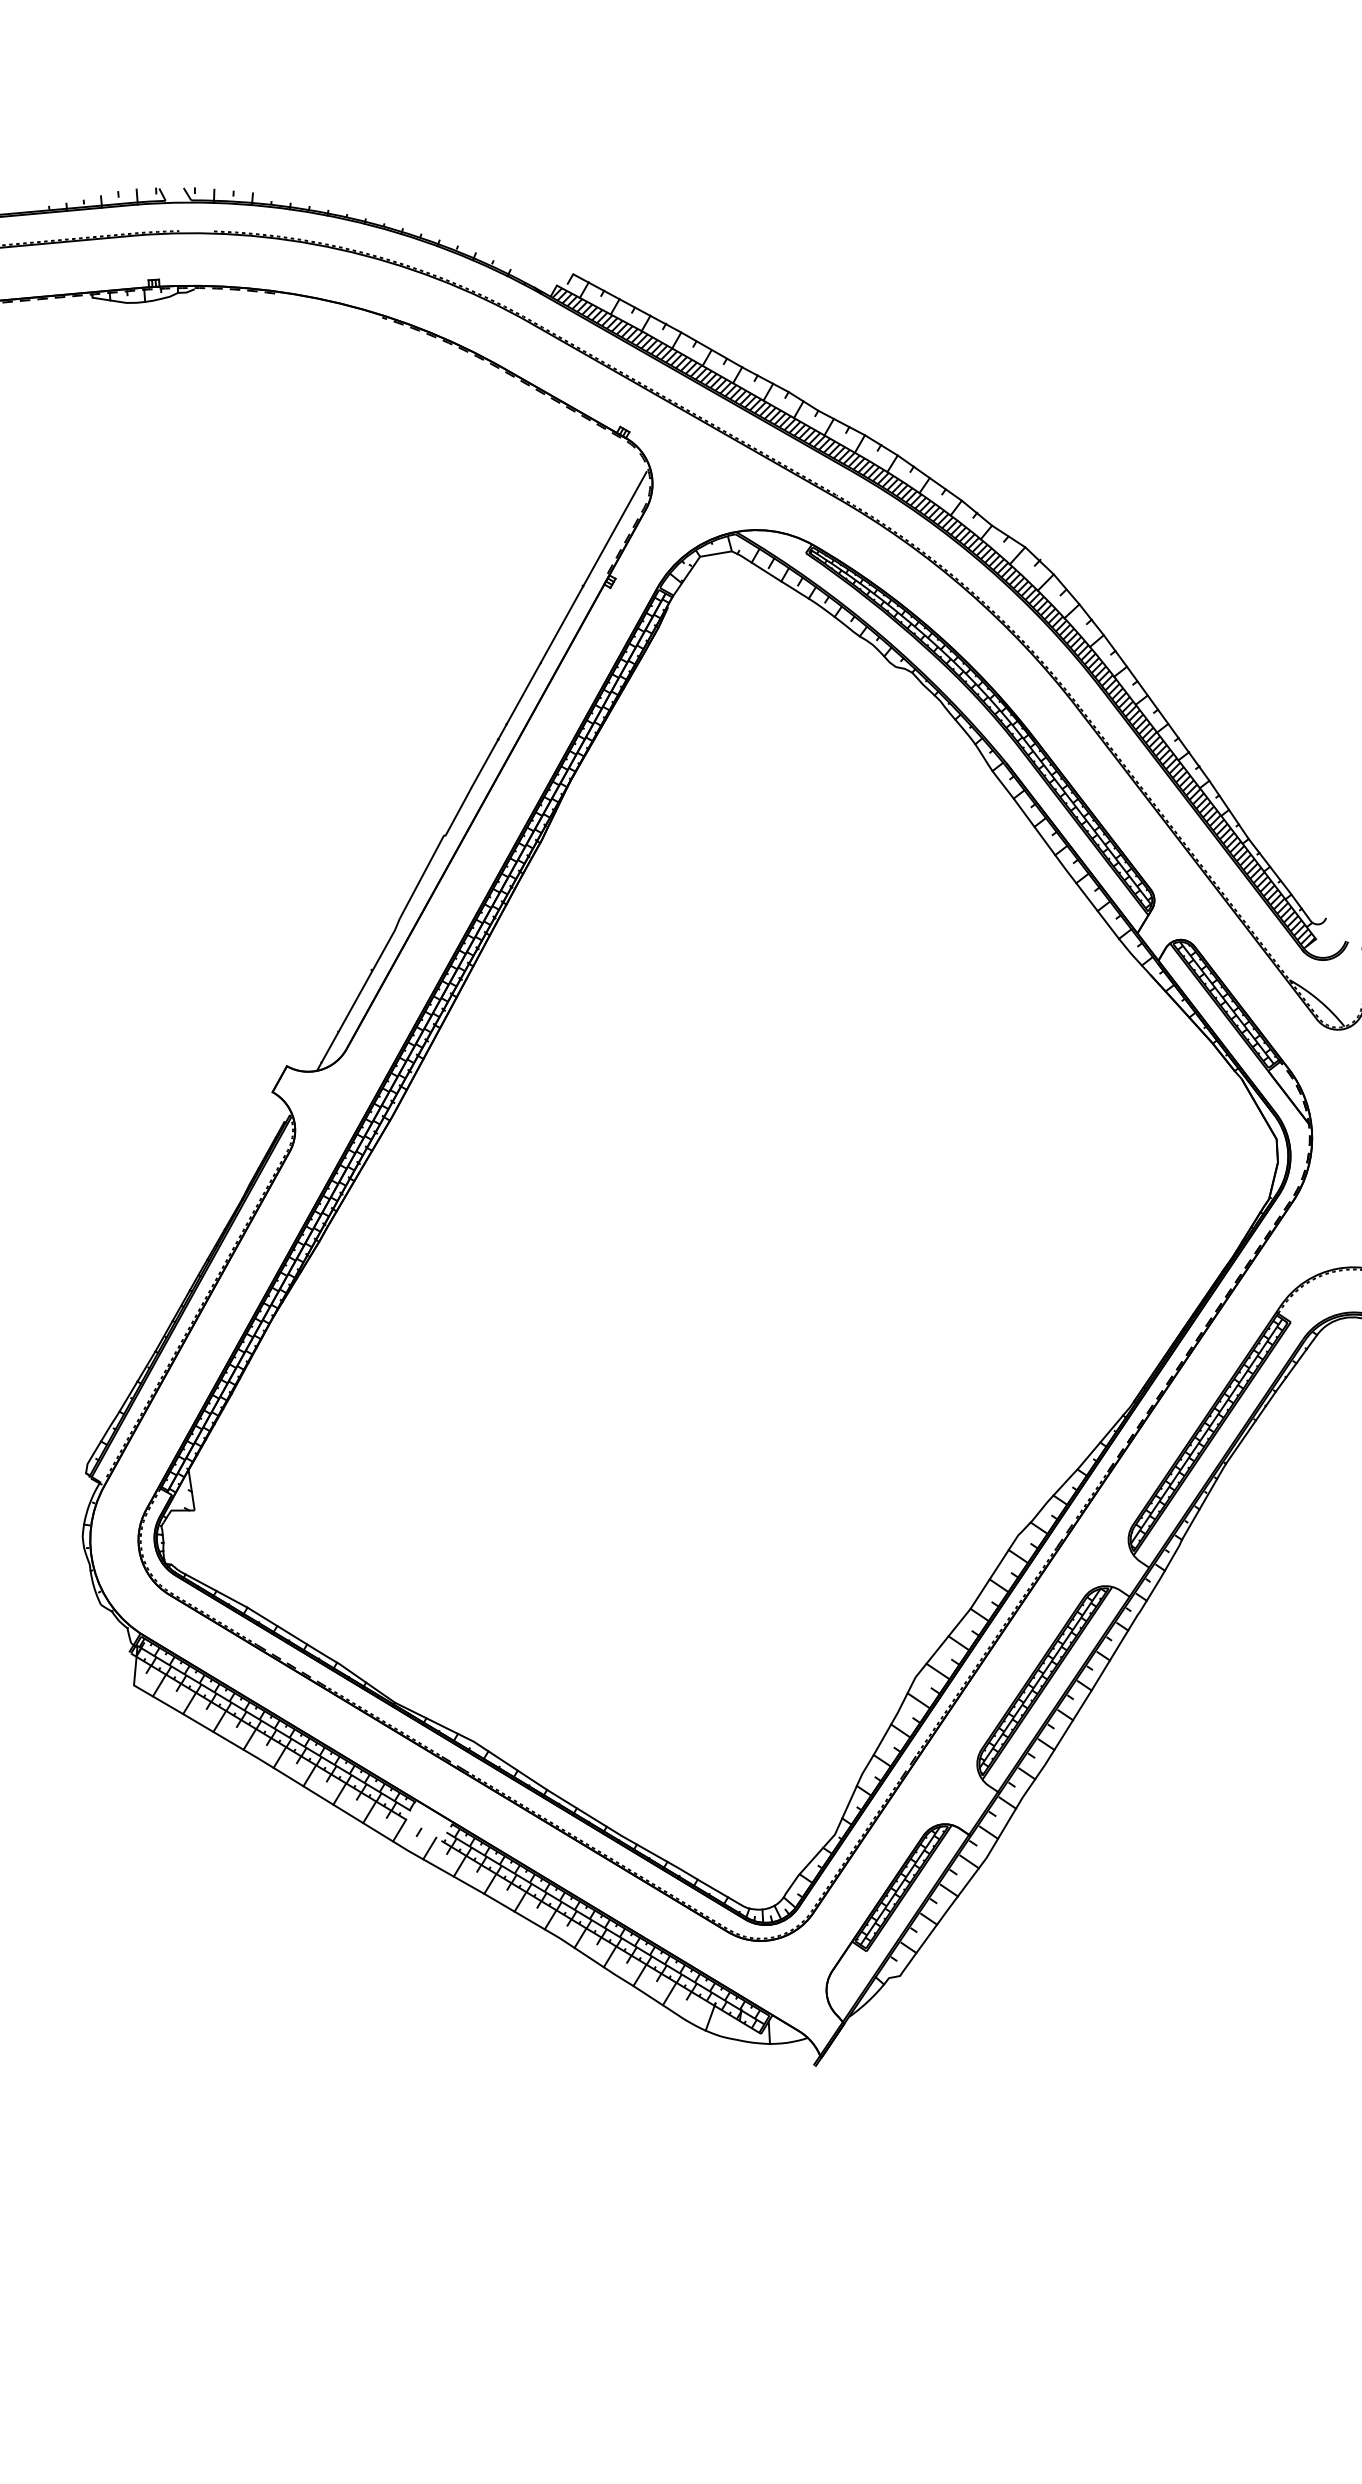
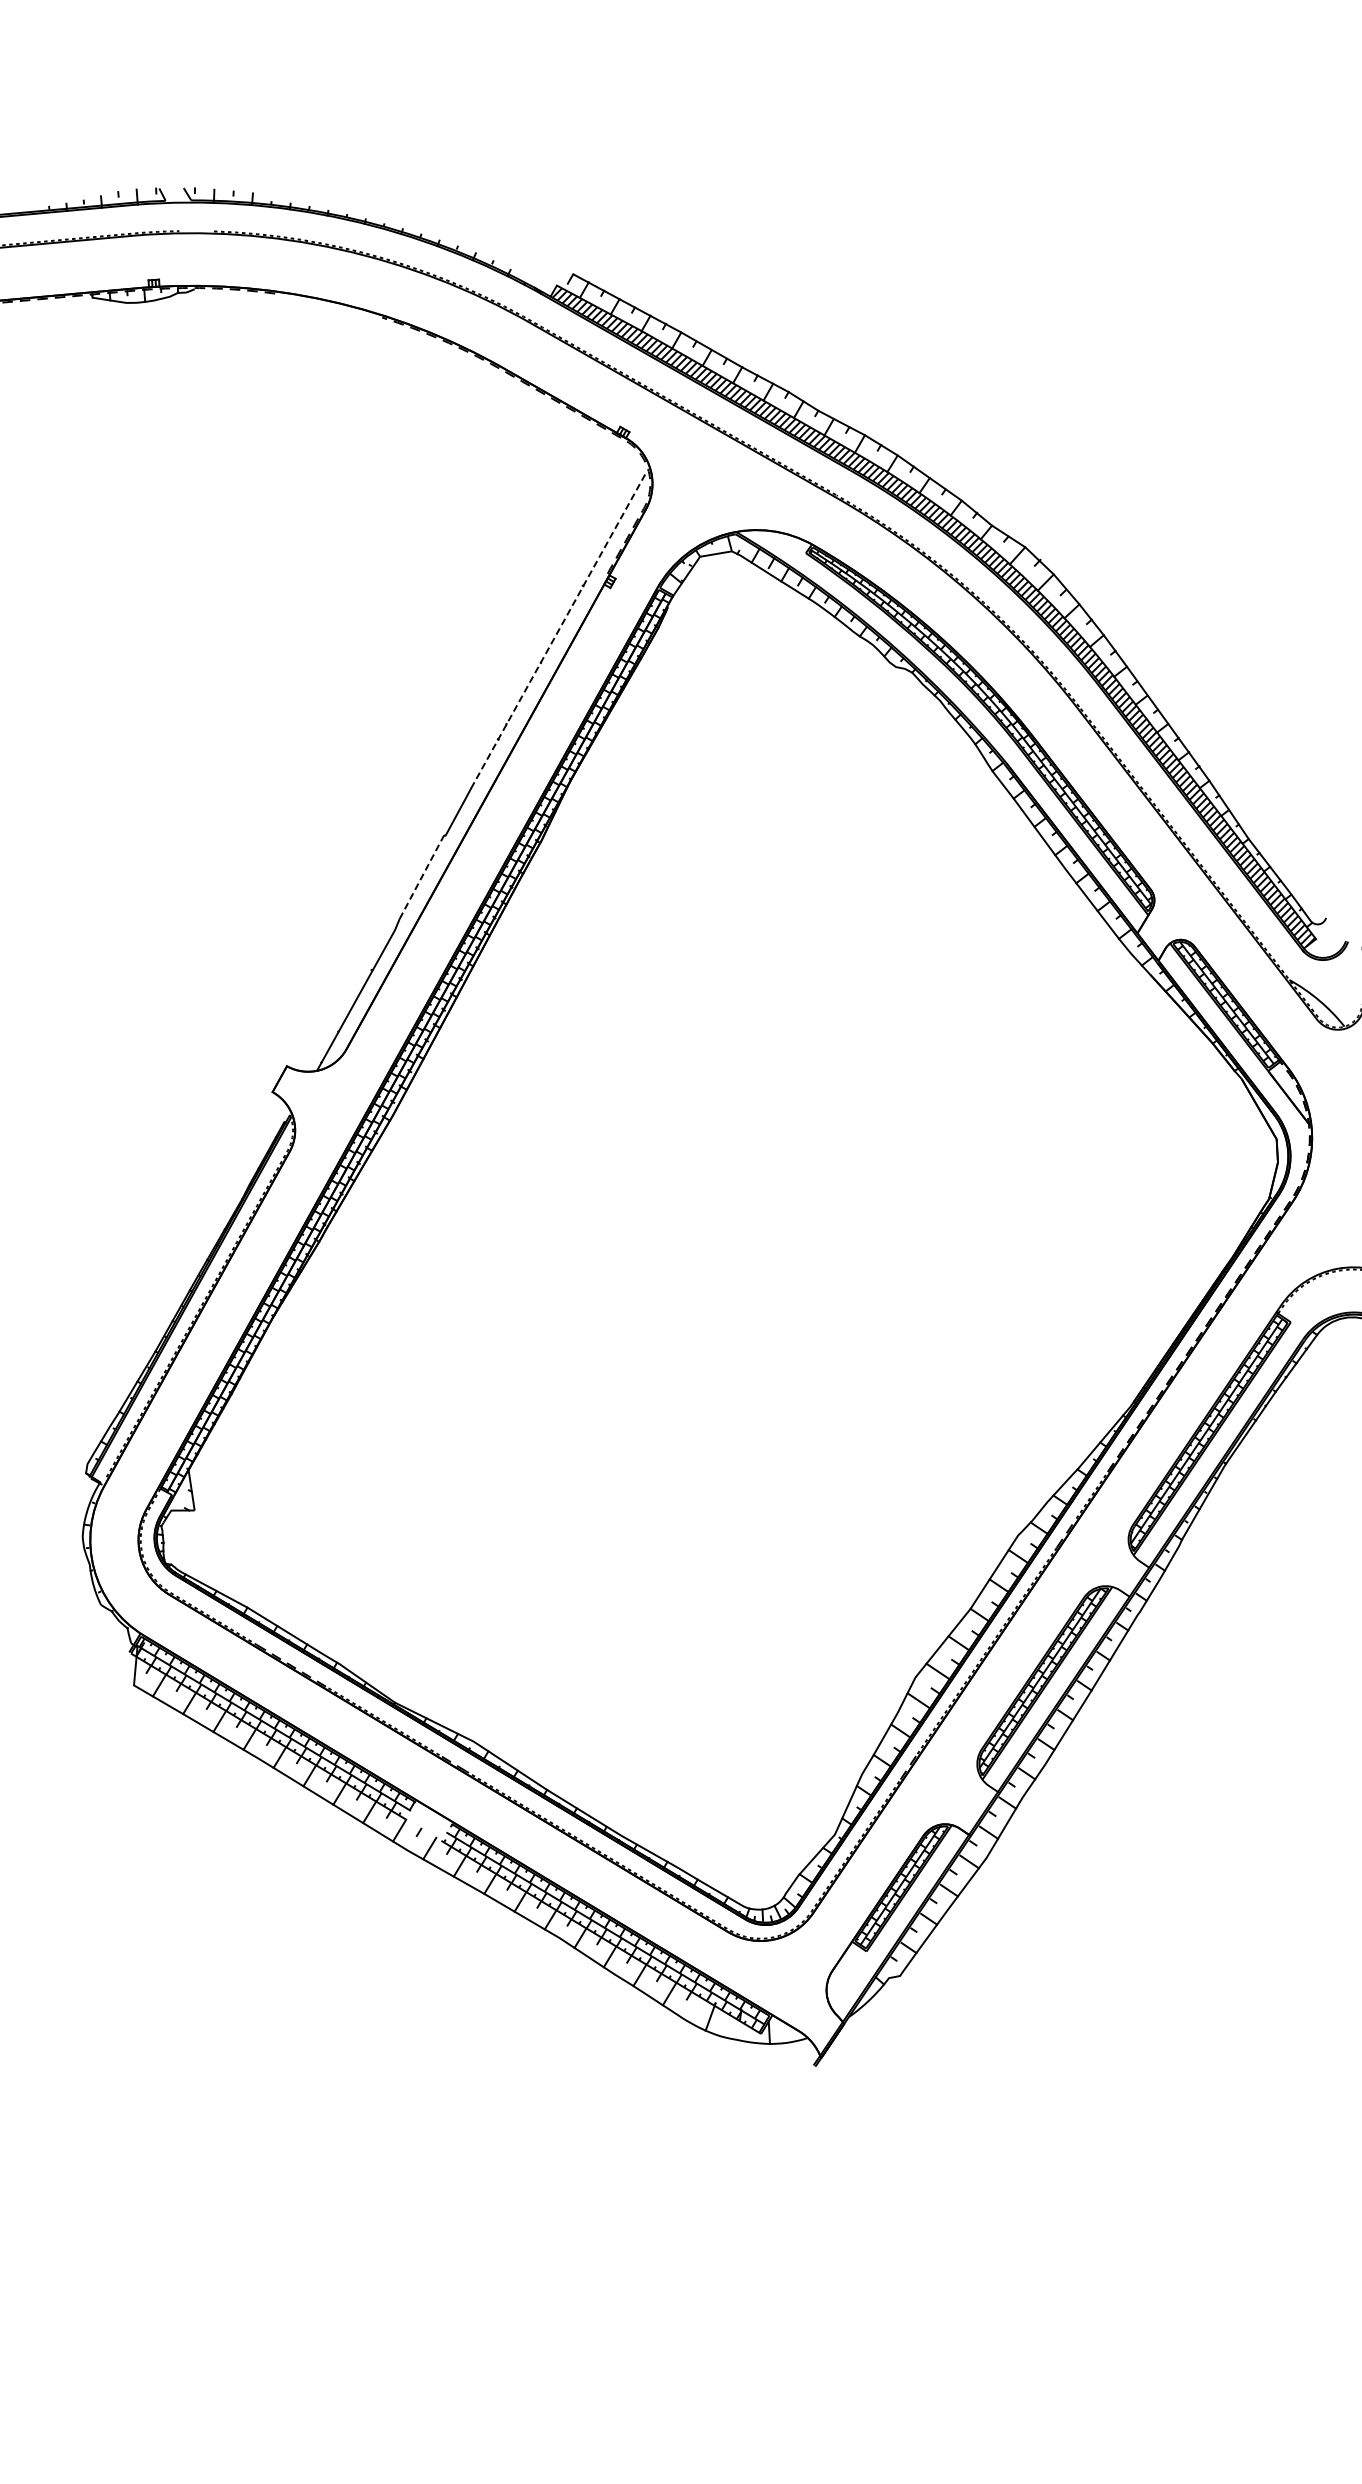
line: solid -> dashed (559, 629)
line: solid -> dashed (422, 876)
